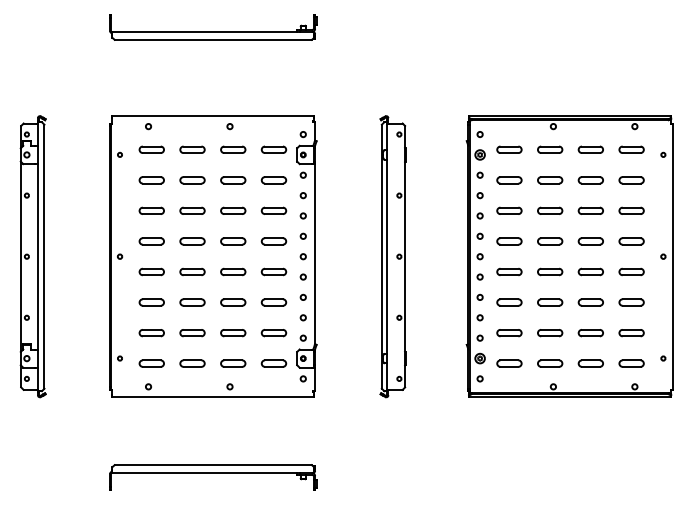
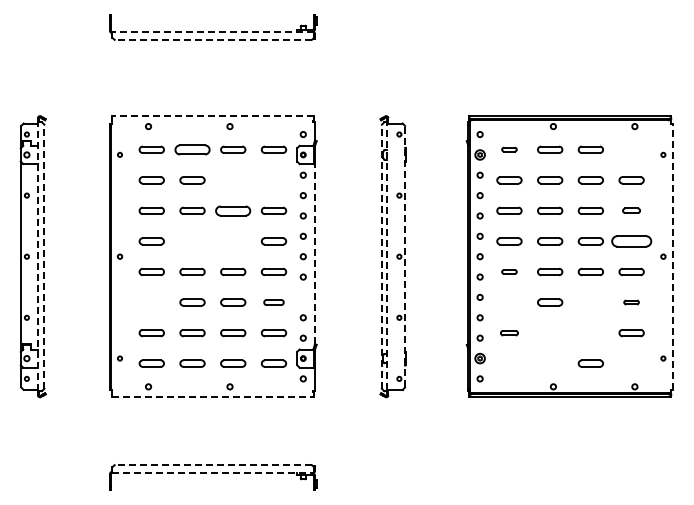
line: solid -> dashed (212, 32)
line: solid -> dashed (213, 39)
line: solid -> dashed (212, 116)
part size: 27x9 px -> 37x12 px (192, 149)
part size: 27x9 px -> 17x7 px (509, 149)
part: present -> none (631, 149)
part: present -> none (233, 180)
part: present -> none (273, 180)
part size: 27x9 px -> 37x12 px (233, 210)
part size: 27x9 px -> 19x7 px (631, 210)
part: present -> none (192, 241)
part: present -> none (233, 241)
part size: 27x9 px -> 42x13 px (631, 241)
line: solid -> dashed (315, 253)
line: solid -> dashed (37, 256)
line: solid -> dashed (44, 256)
line: solid -> dashed (381, 256)
line: solid -> dashed (387, 256)
line: solid -> dashed (405, 256)
line: solid -> dashed (673, 256)
part size: 27x8 px -> 17x6 px (509, 271)
circle: present -> none (302, 296)
part: present -> none (151, 302)
part size: 28x9 px -> 22x7 px (273, 302)
part: present -> none (509, 302)
part: present -> none (590, 302)
part size: 27x9 px -> 17x7 px (631, 302)
part size: 27x9 px -> 19x7 px (509, 333)
part: present -> none (550, 333)
part: present -> none (590, 333)
part: present -> none (509, 363)
part: present -> none (550, 363)
part: present -> none (631, 363)
line: solid -> dashed (213, 397)
line: solid -> dashed (213, 465)
line: solid -> dashed (213, 472)
